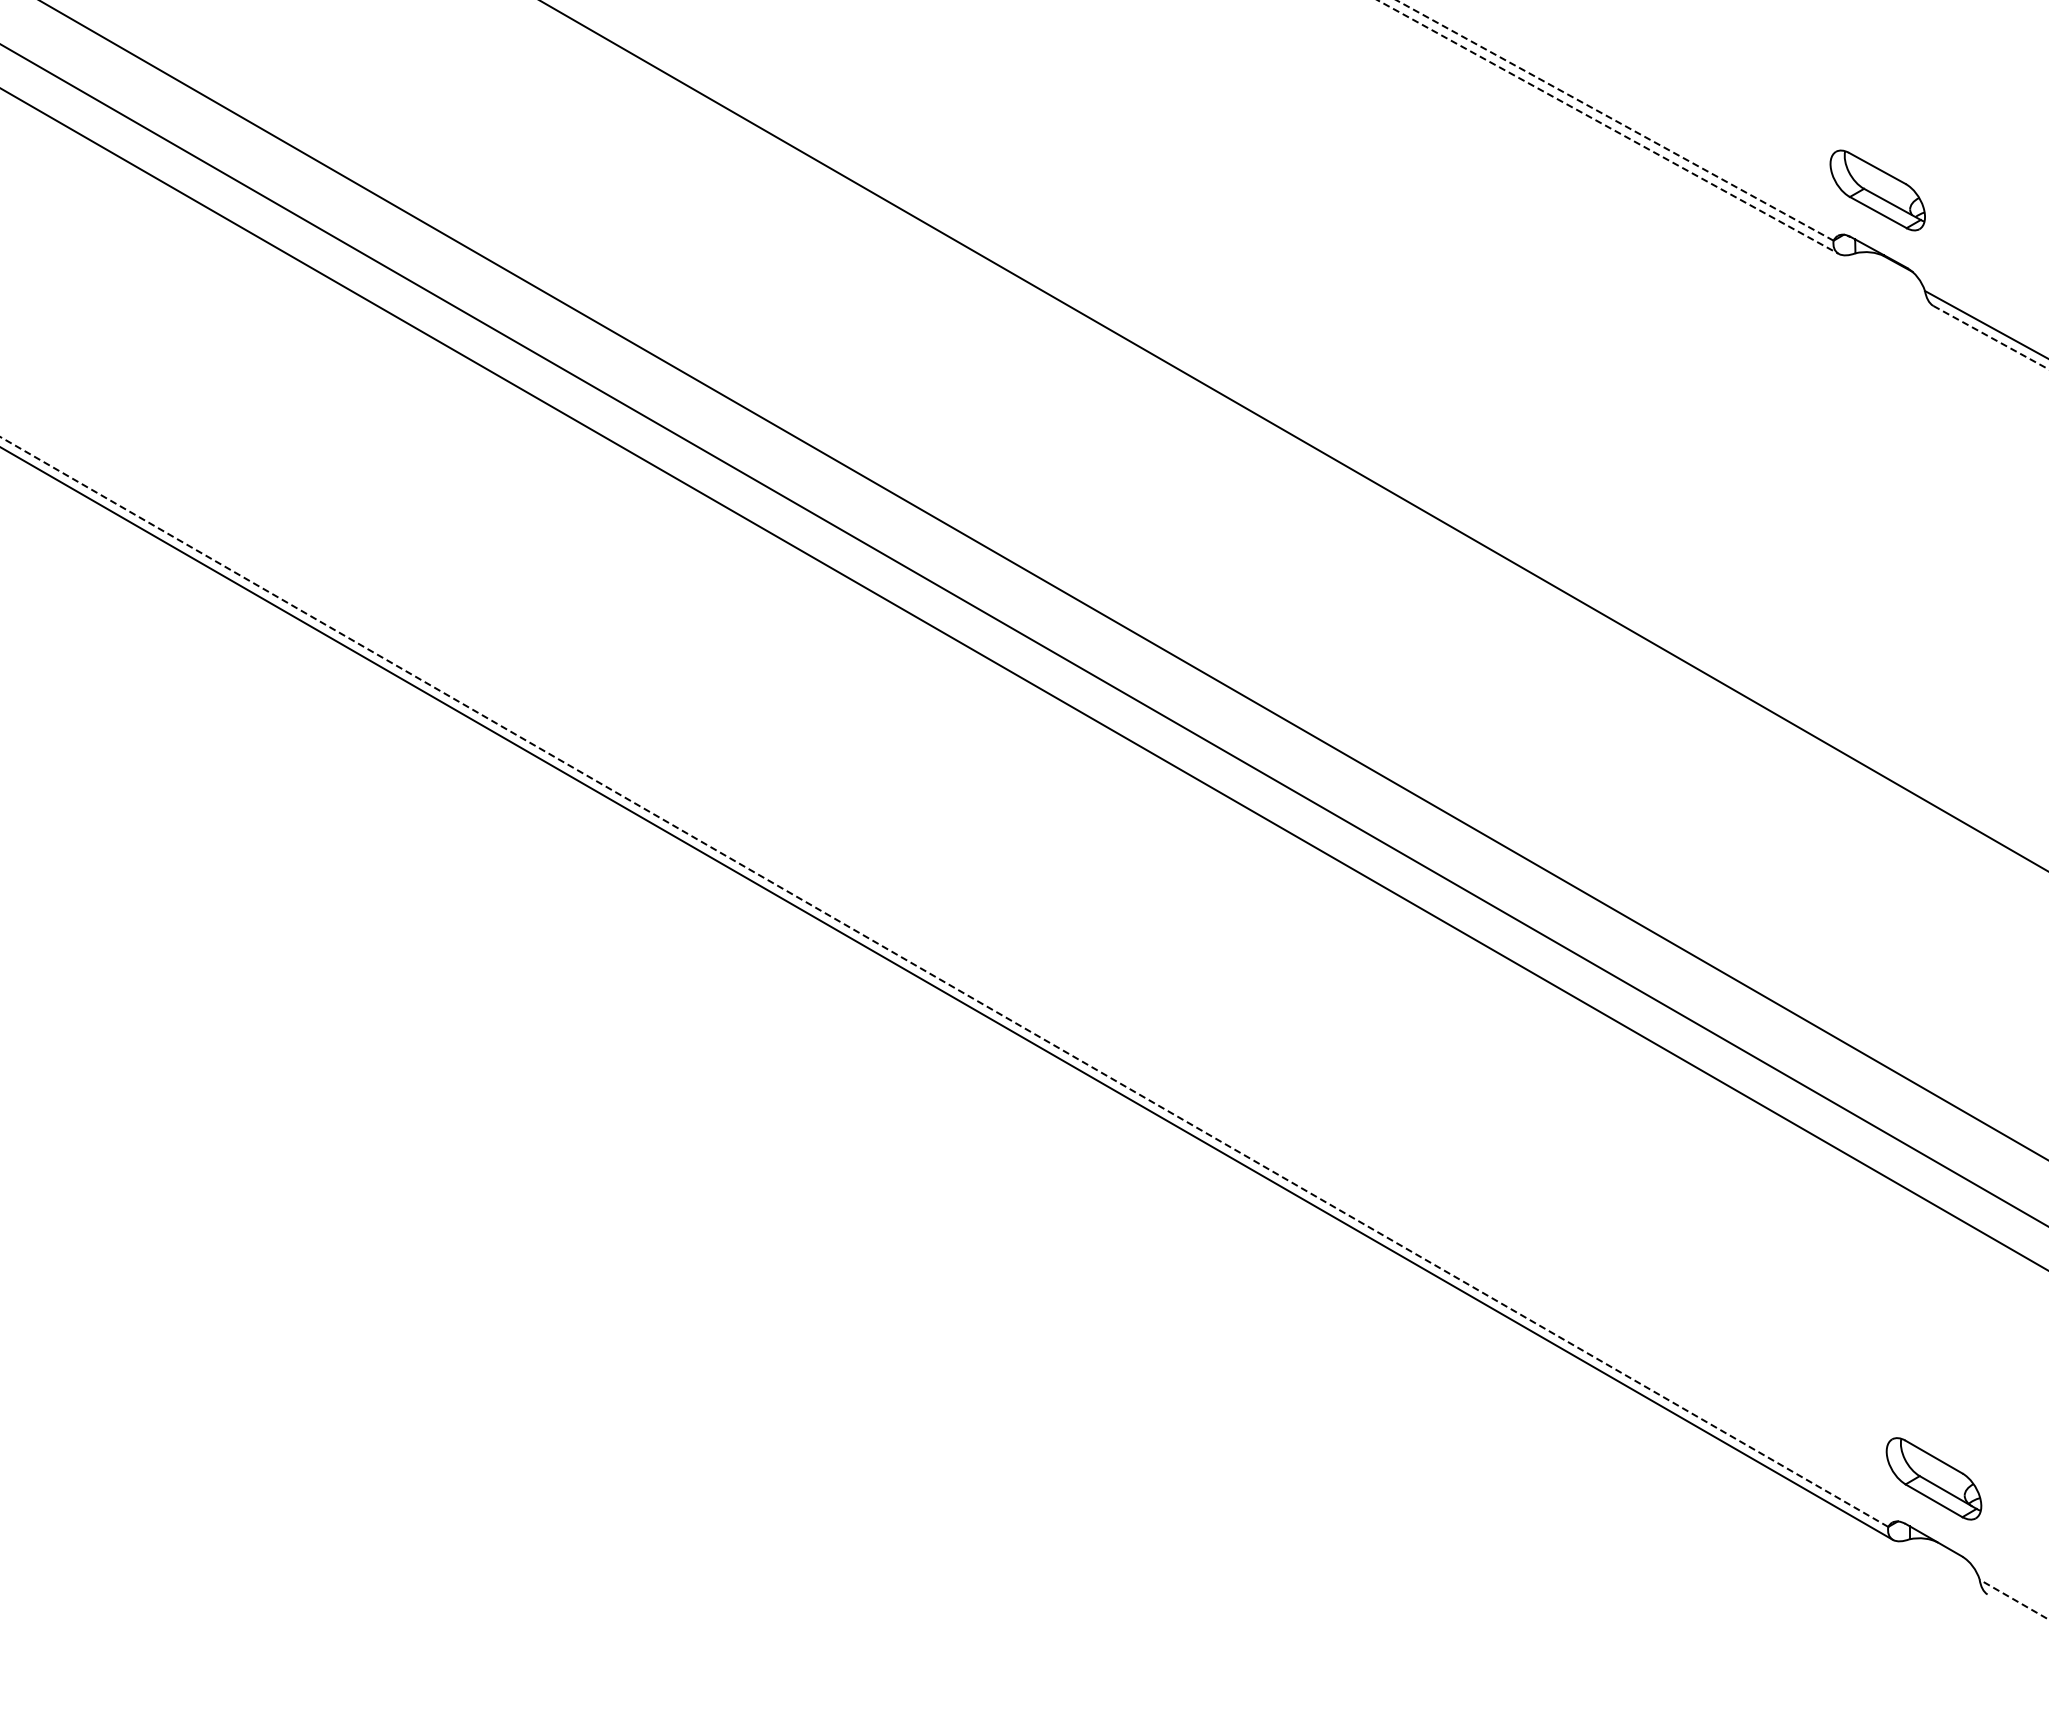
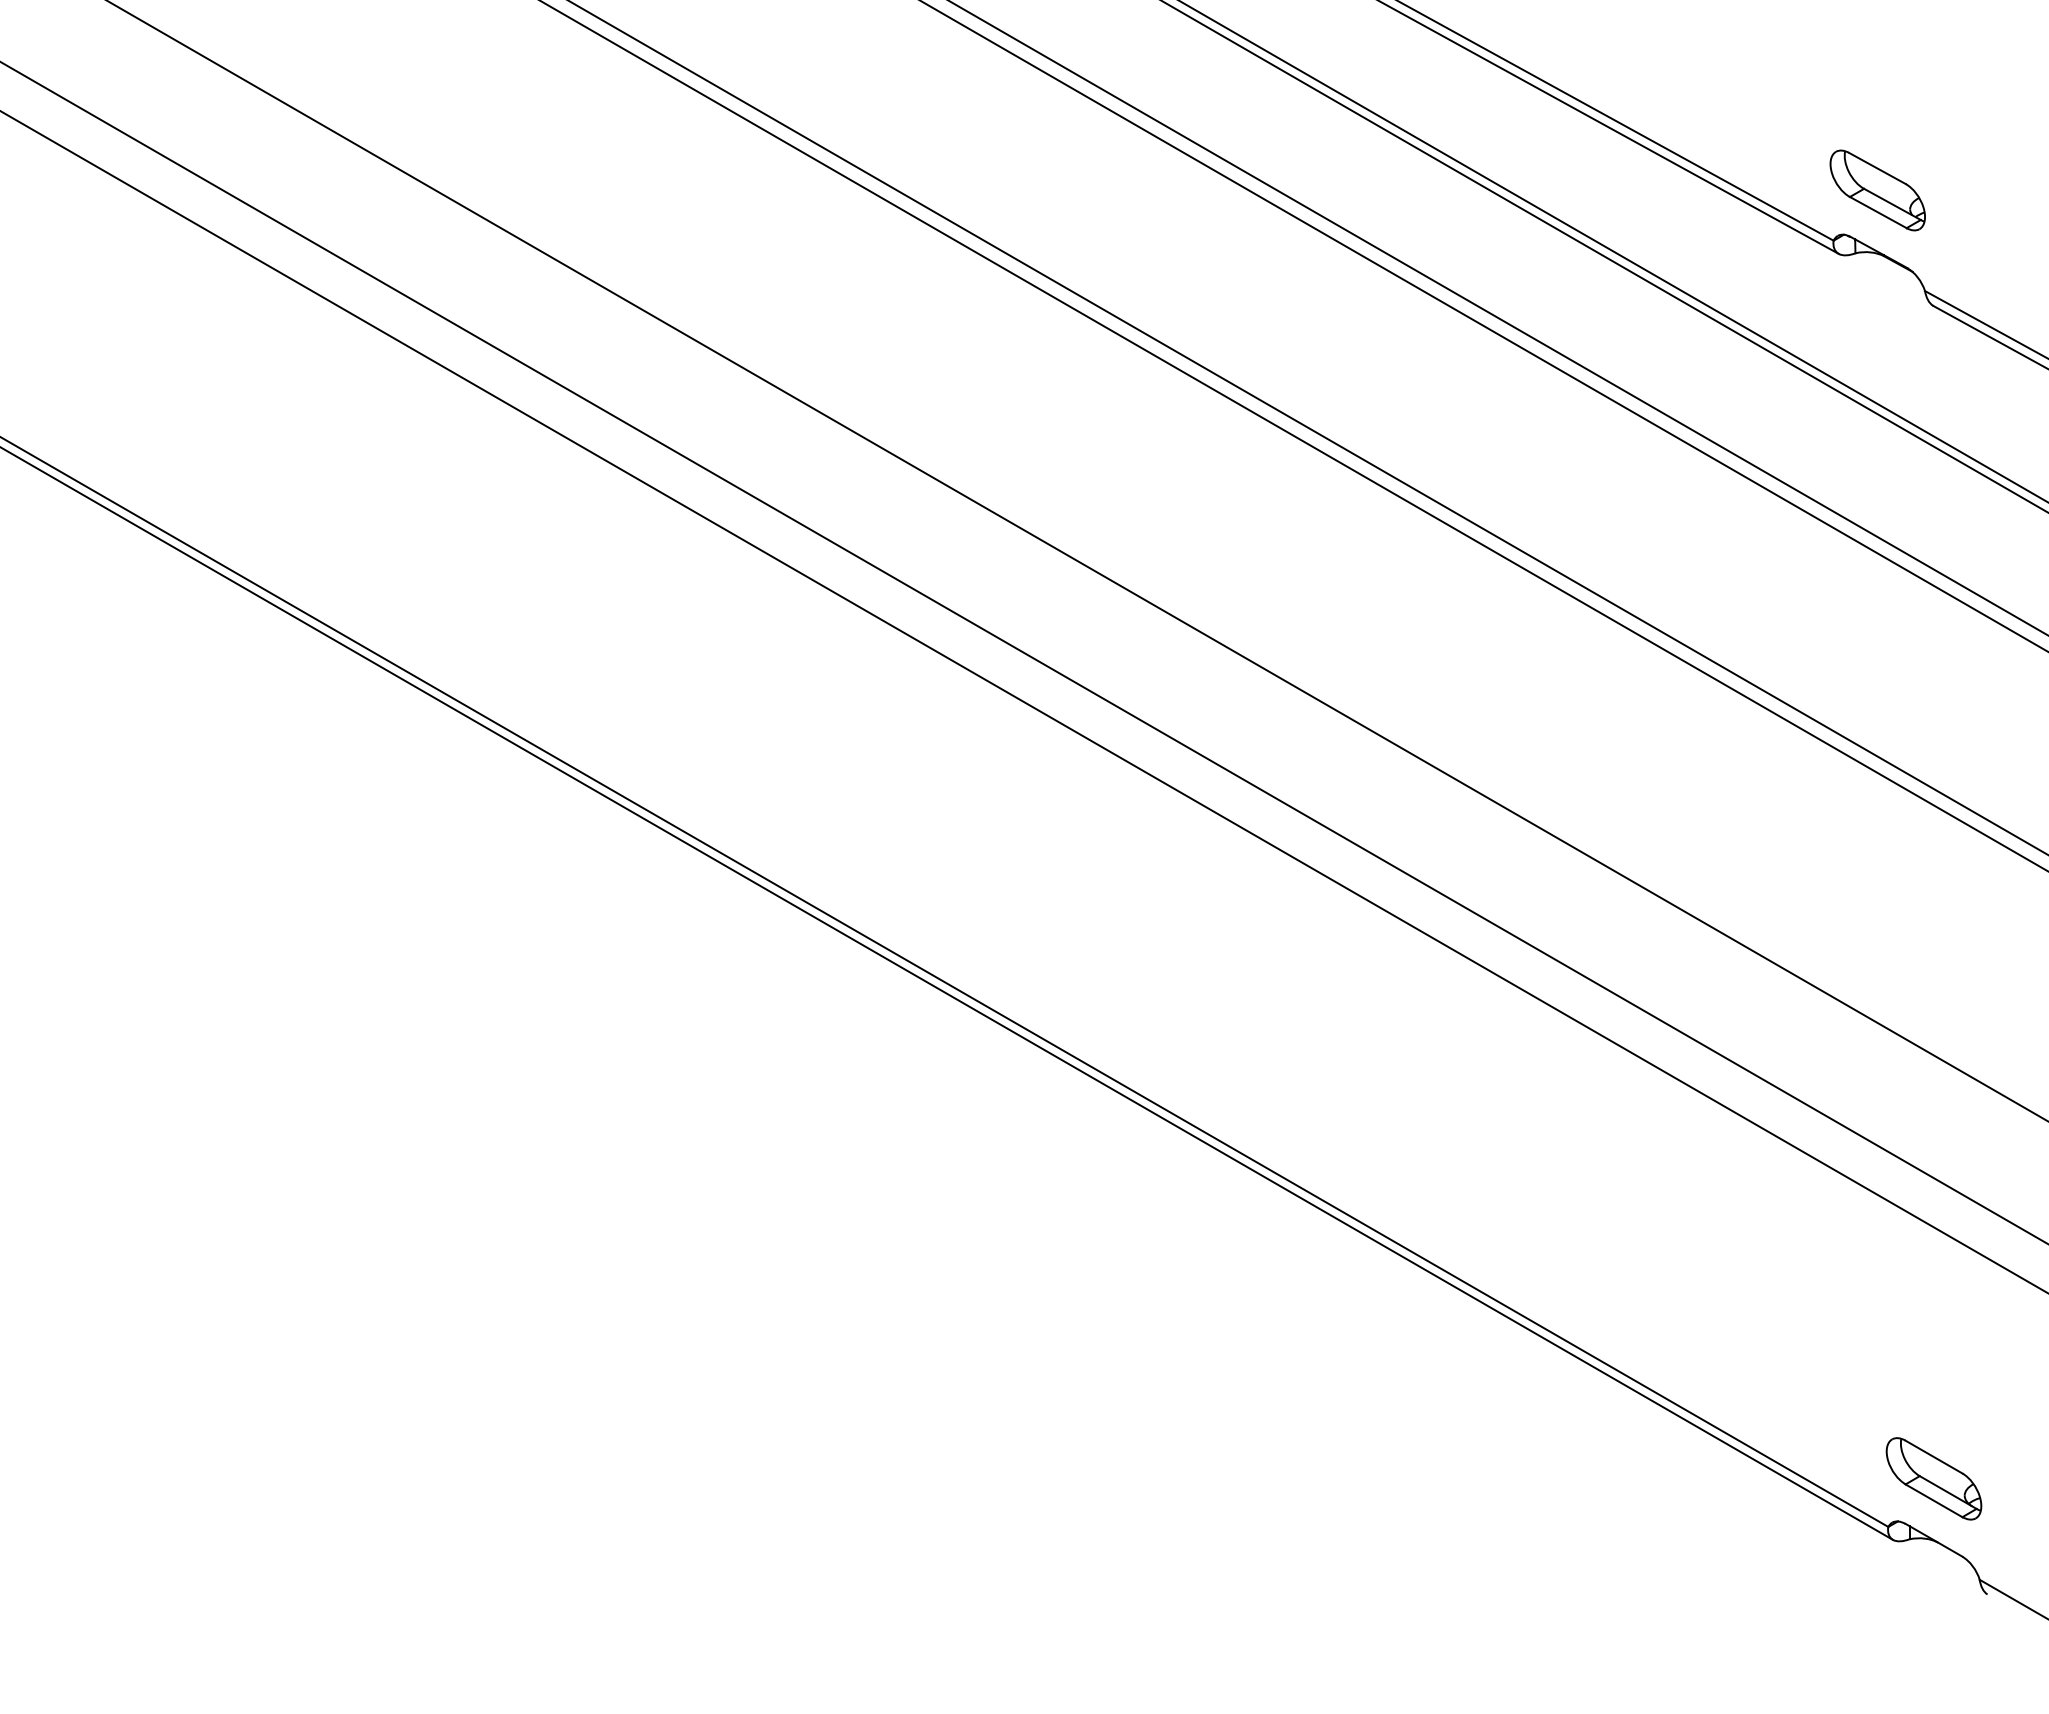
line: dashed -> solid (1614, 120)
line: dashed -> solid (1608, 127)
line: none -> present (1613, 251)
line: none -> present (1604, 256)
line: none -> present (1498, 317)
line: none -> present (1484, 326)
line: dashed -> solid (1991, 337)
line: none -> present (1307, 427)
line position: (1043, 580) -> (1077, 561) (1077, 561)
line position: (1023, 635) -> (1023, 652) (1023, 652)
line position: (1023, 679) -> (1023, 701) (1023, 701)
line: dashed -> solid (944, 981)
line: dashed -> solid (2014, 1599)
